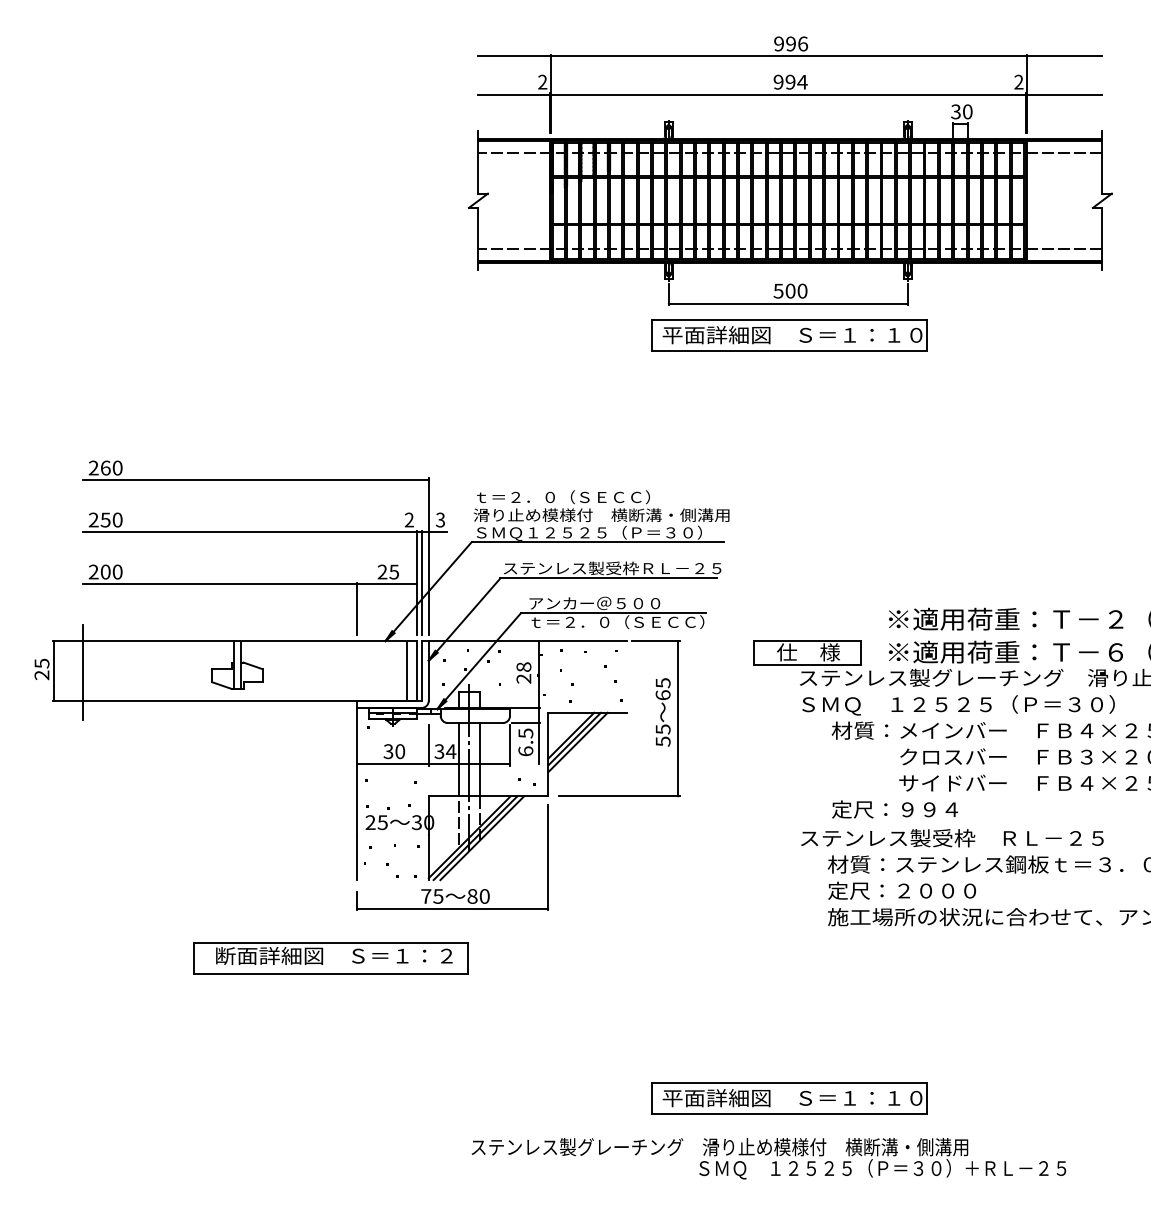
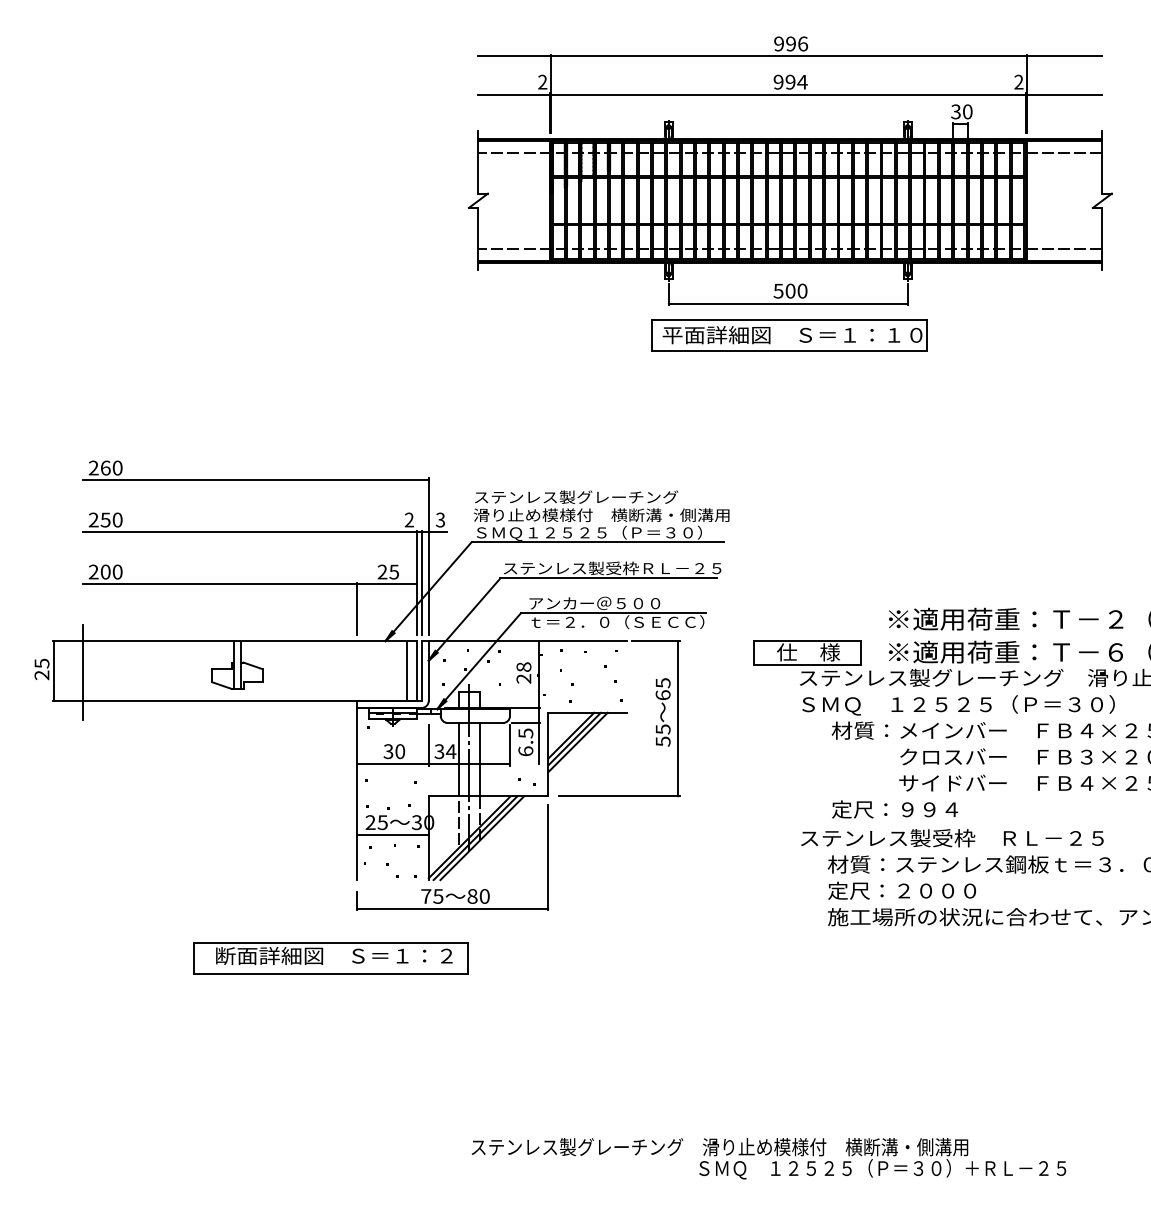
text: ｔ＝２．０（ＳＥＣＣ） -> ステンレス製グレーチング (576, 497)
line: none -> present (392, 835)
part: present -> none (789, 1098)
